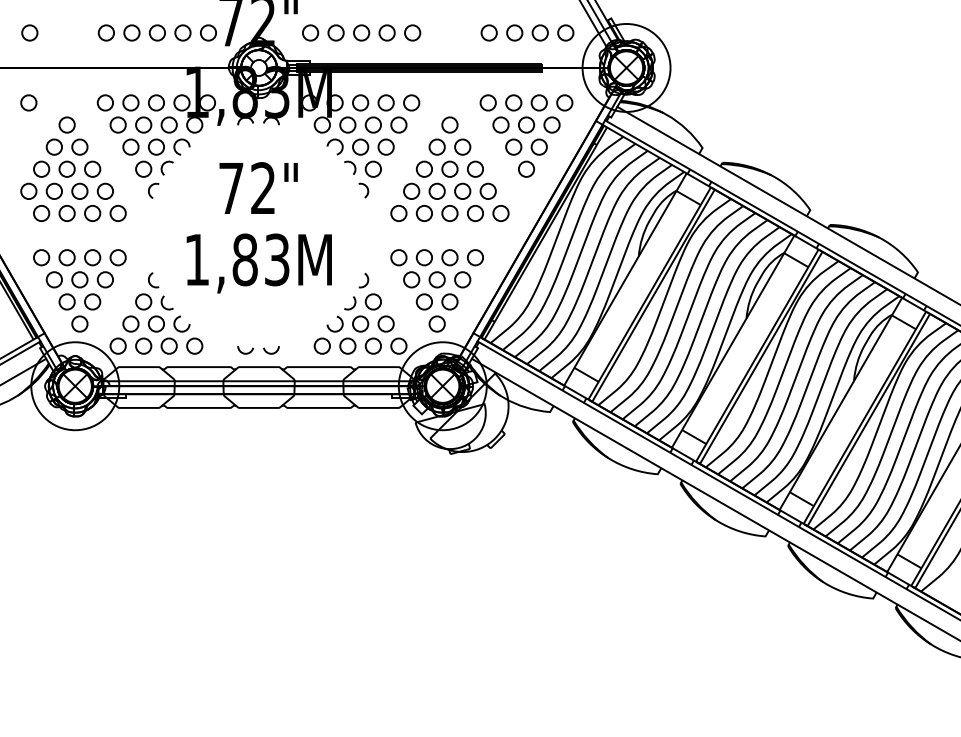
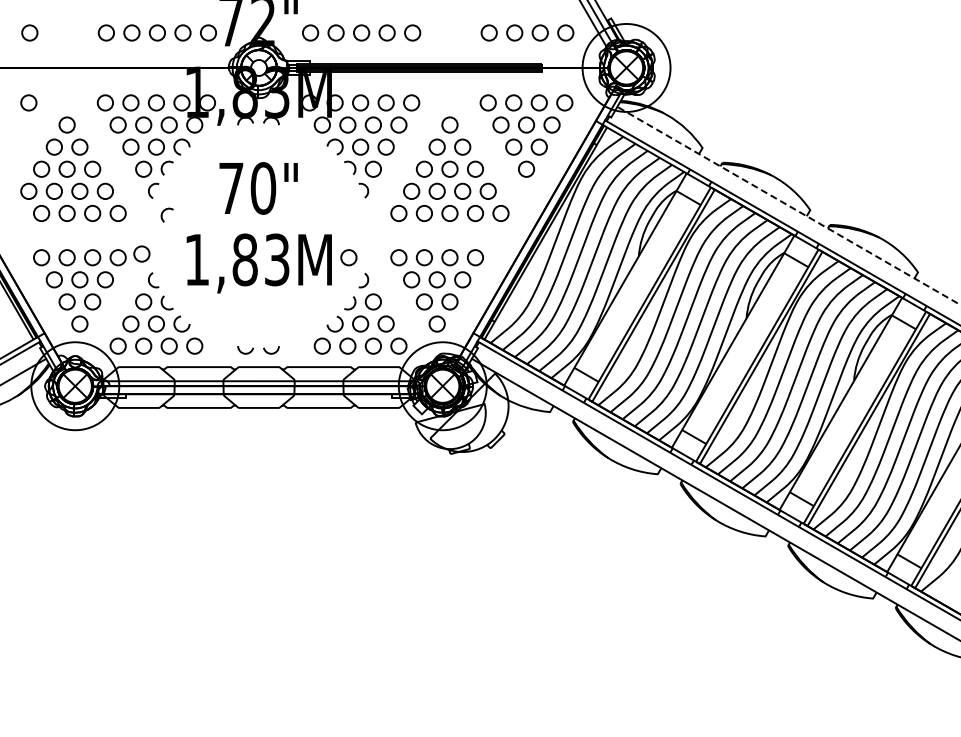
text: 72" -> 70" (263, 188)
line: solid -> dashed (788, 205)
arc: none -> present (163, 213)
circle: none -> present (141, 253)
circle: none -> present (348, 257)
